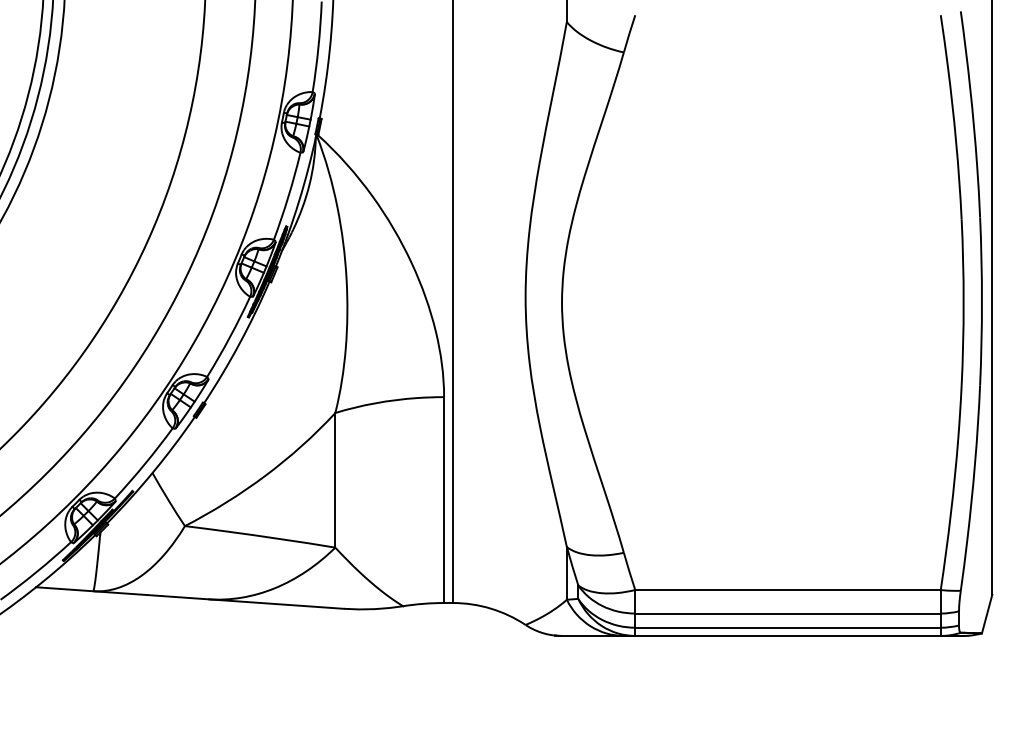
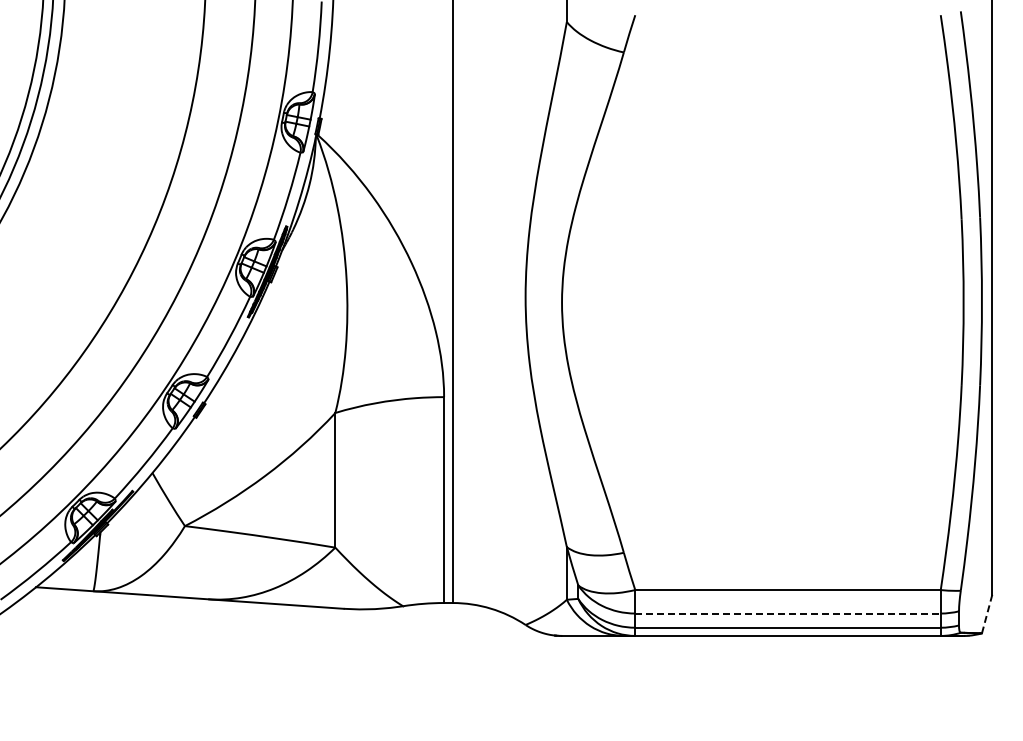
line: solid -> dashed (788, 613)
line: solid -> dashed (987, 614)
